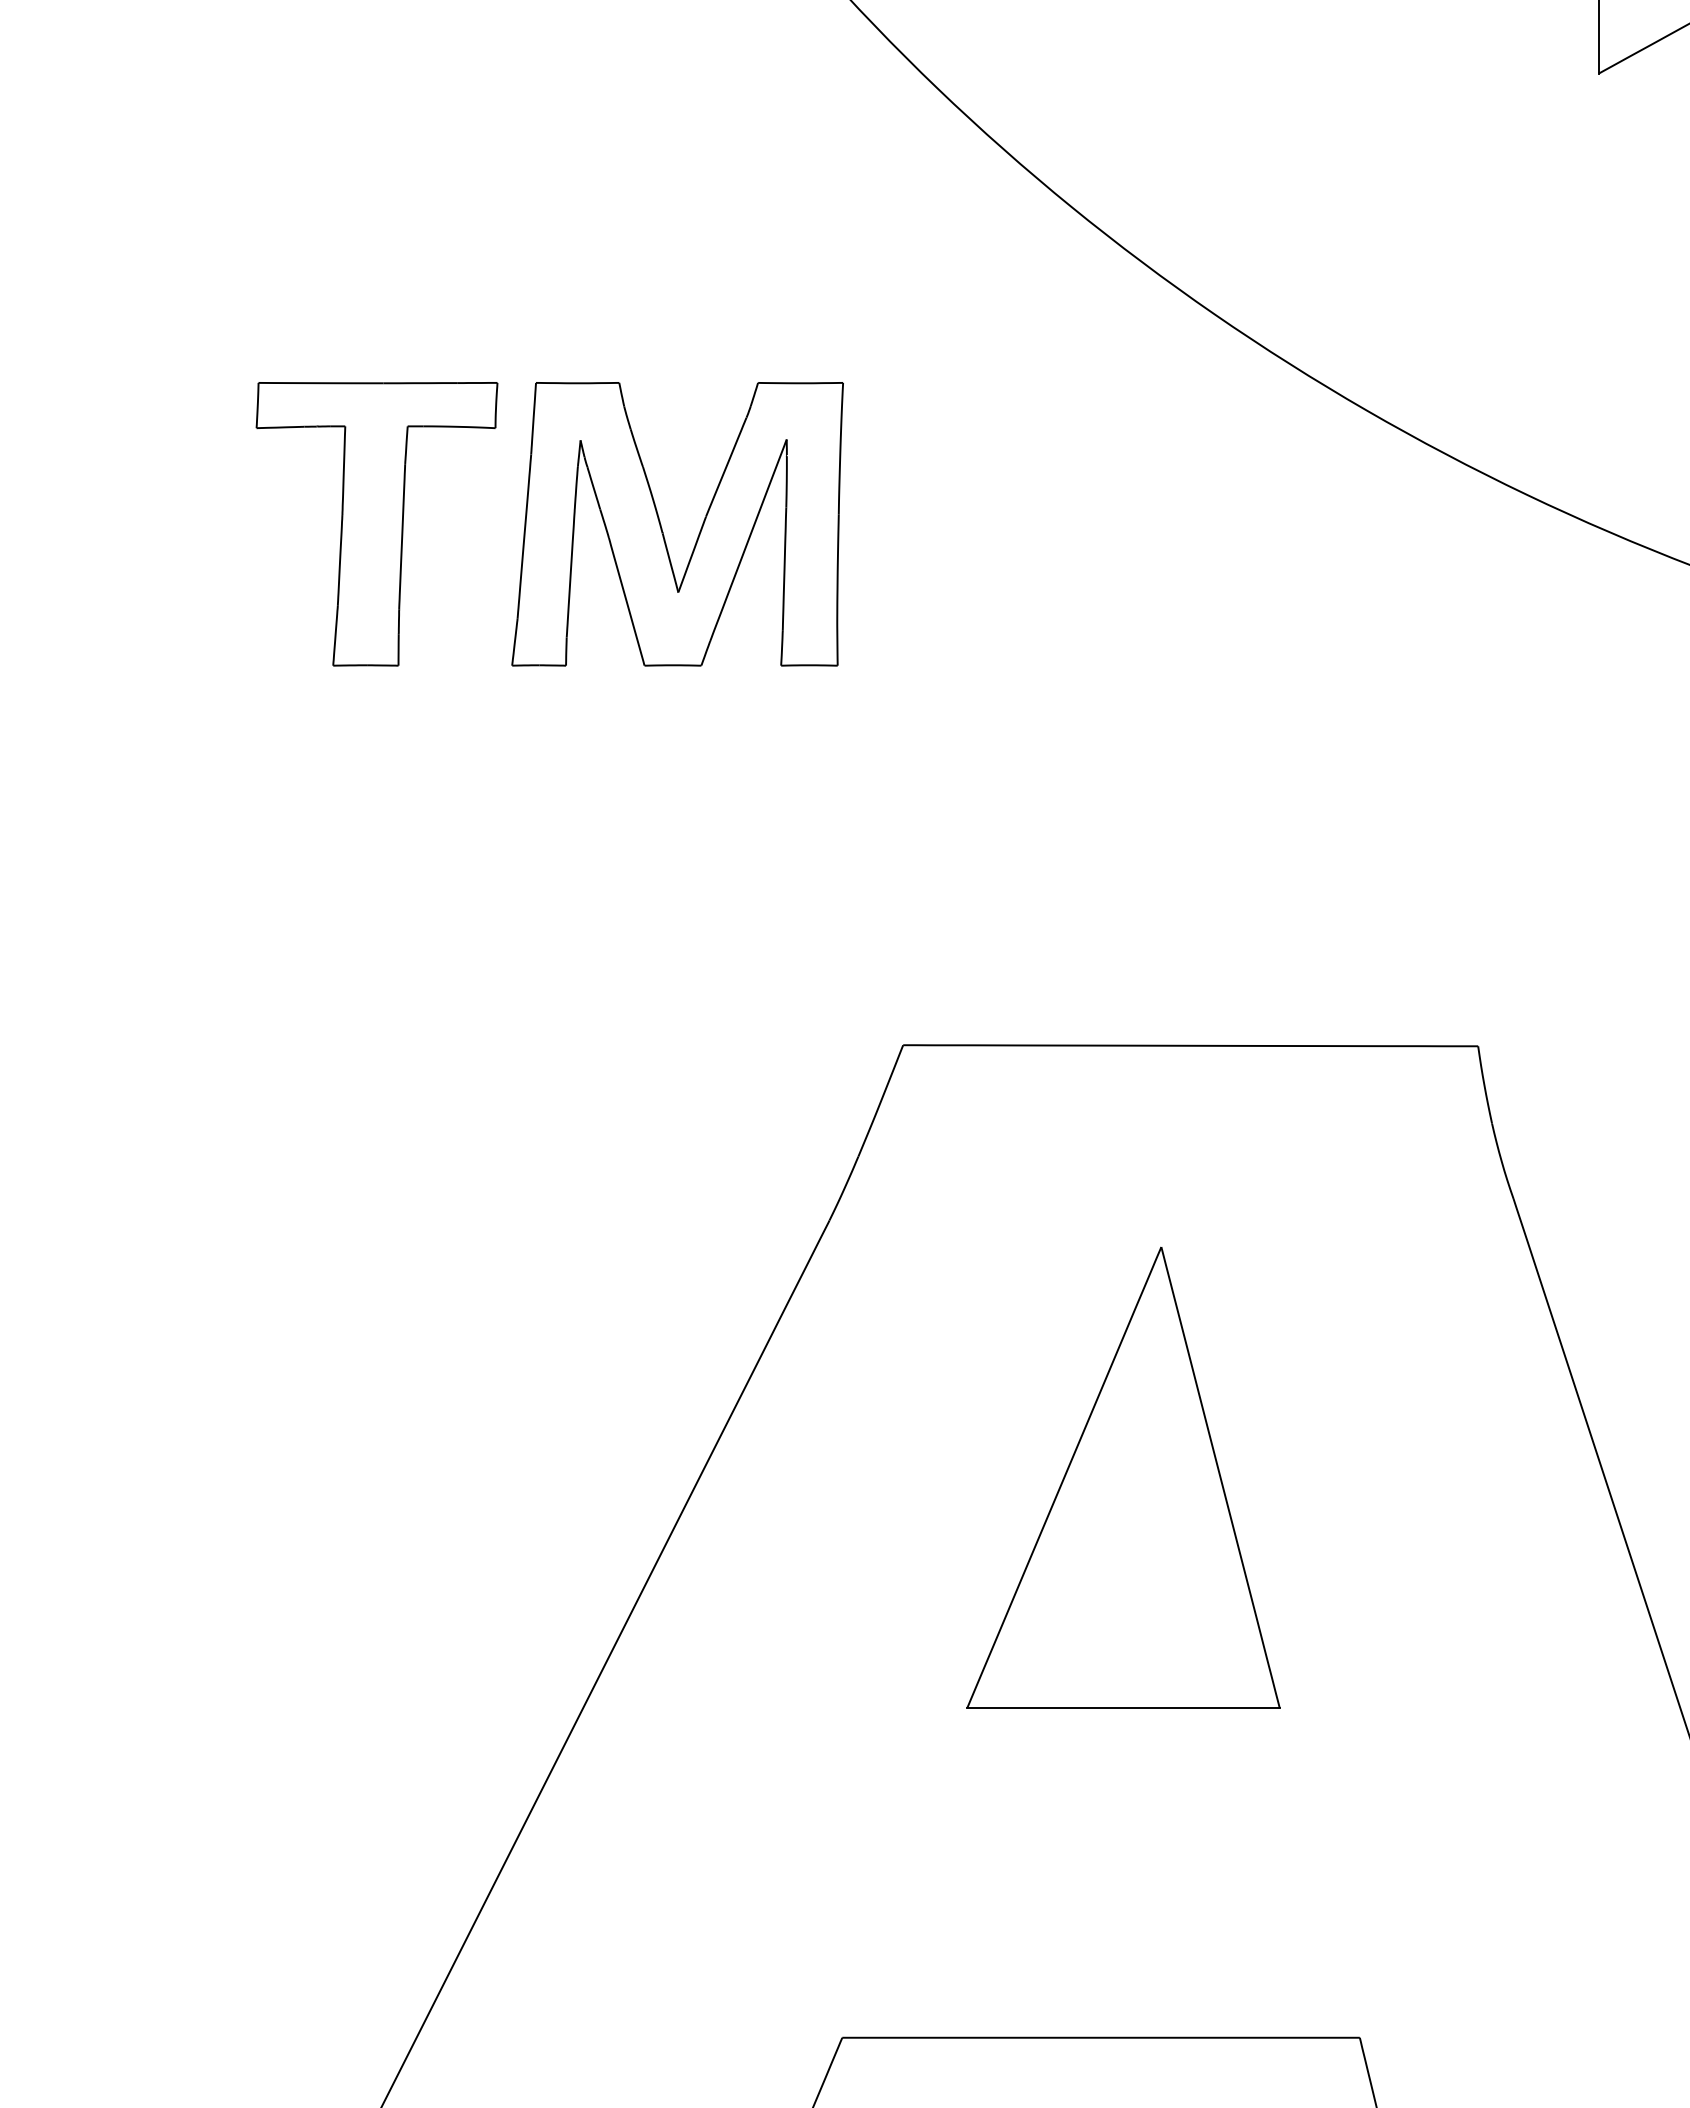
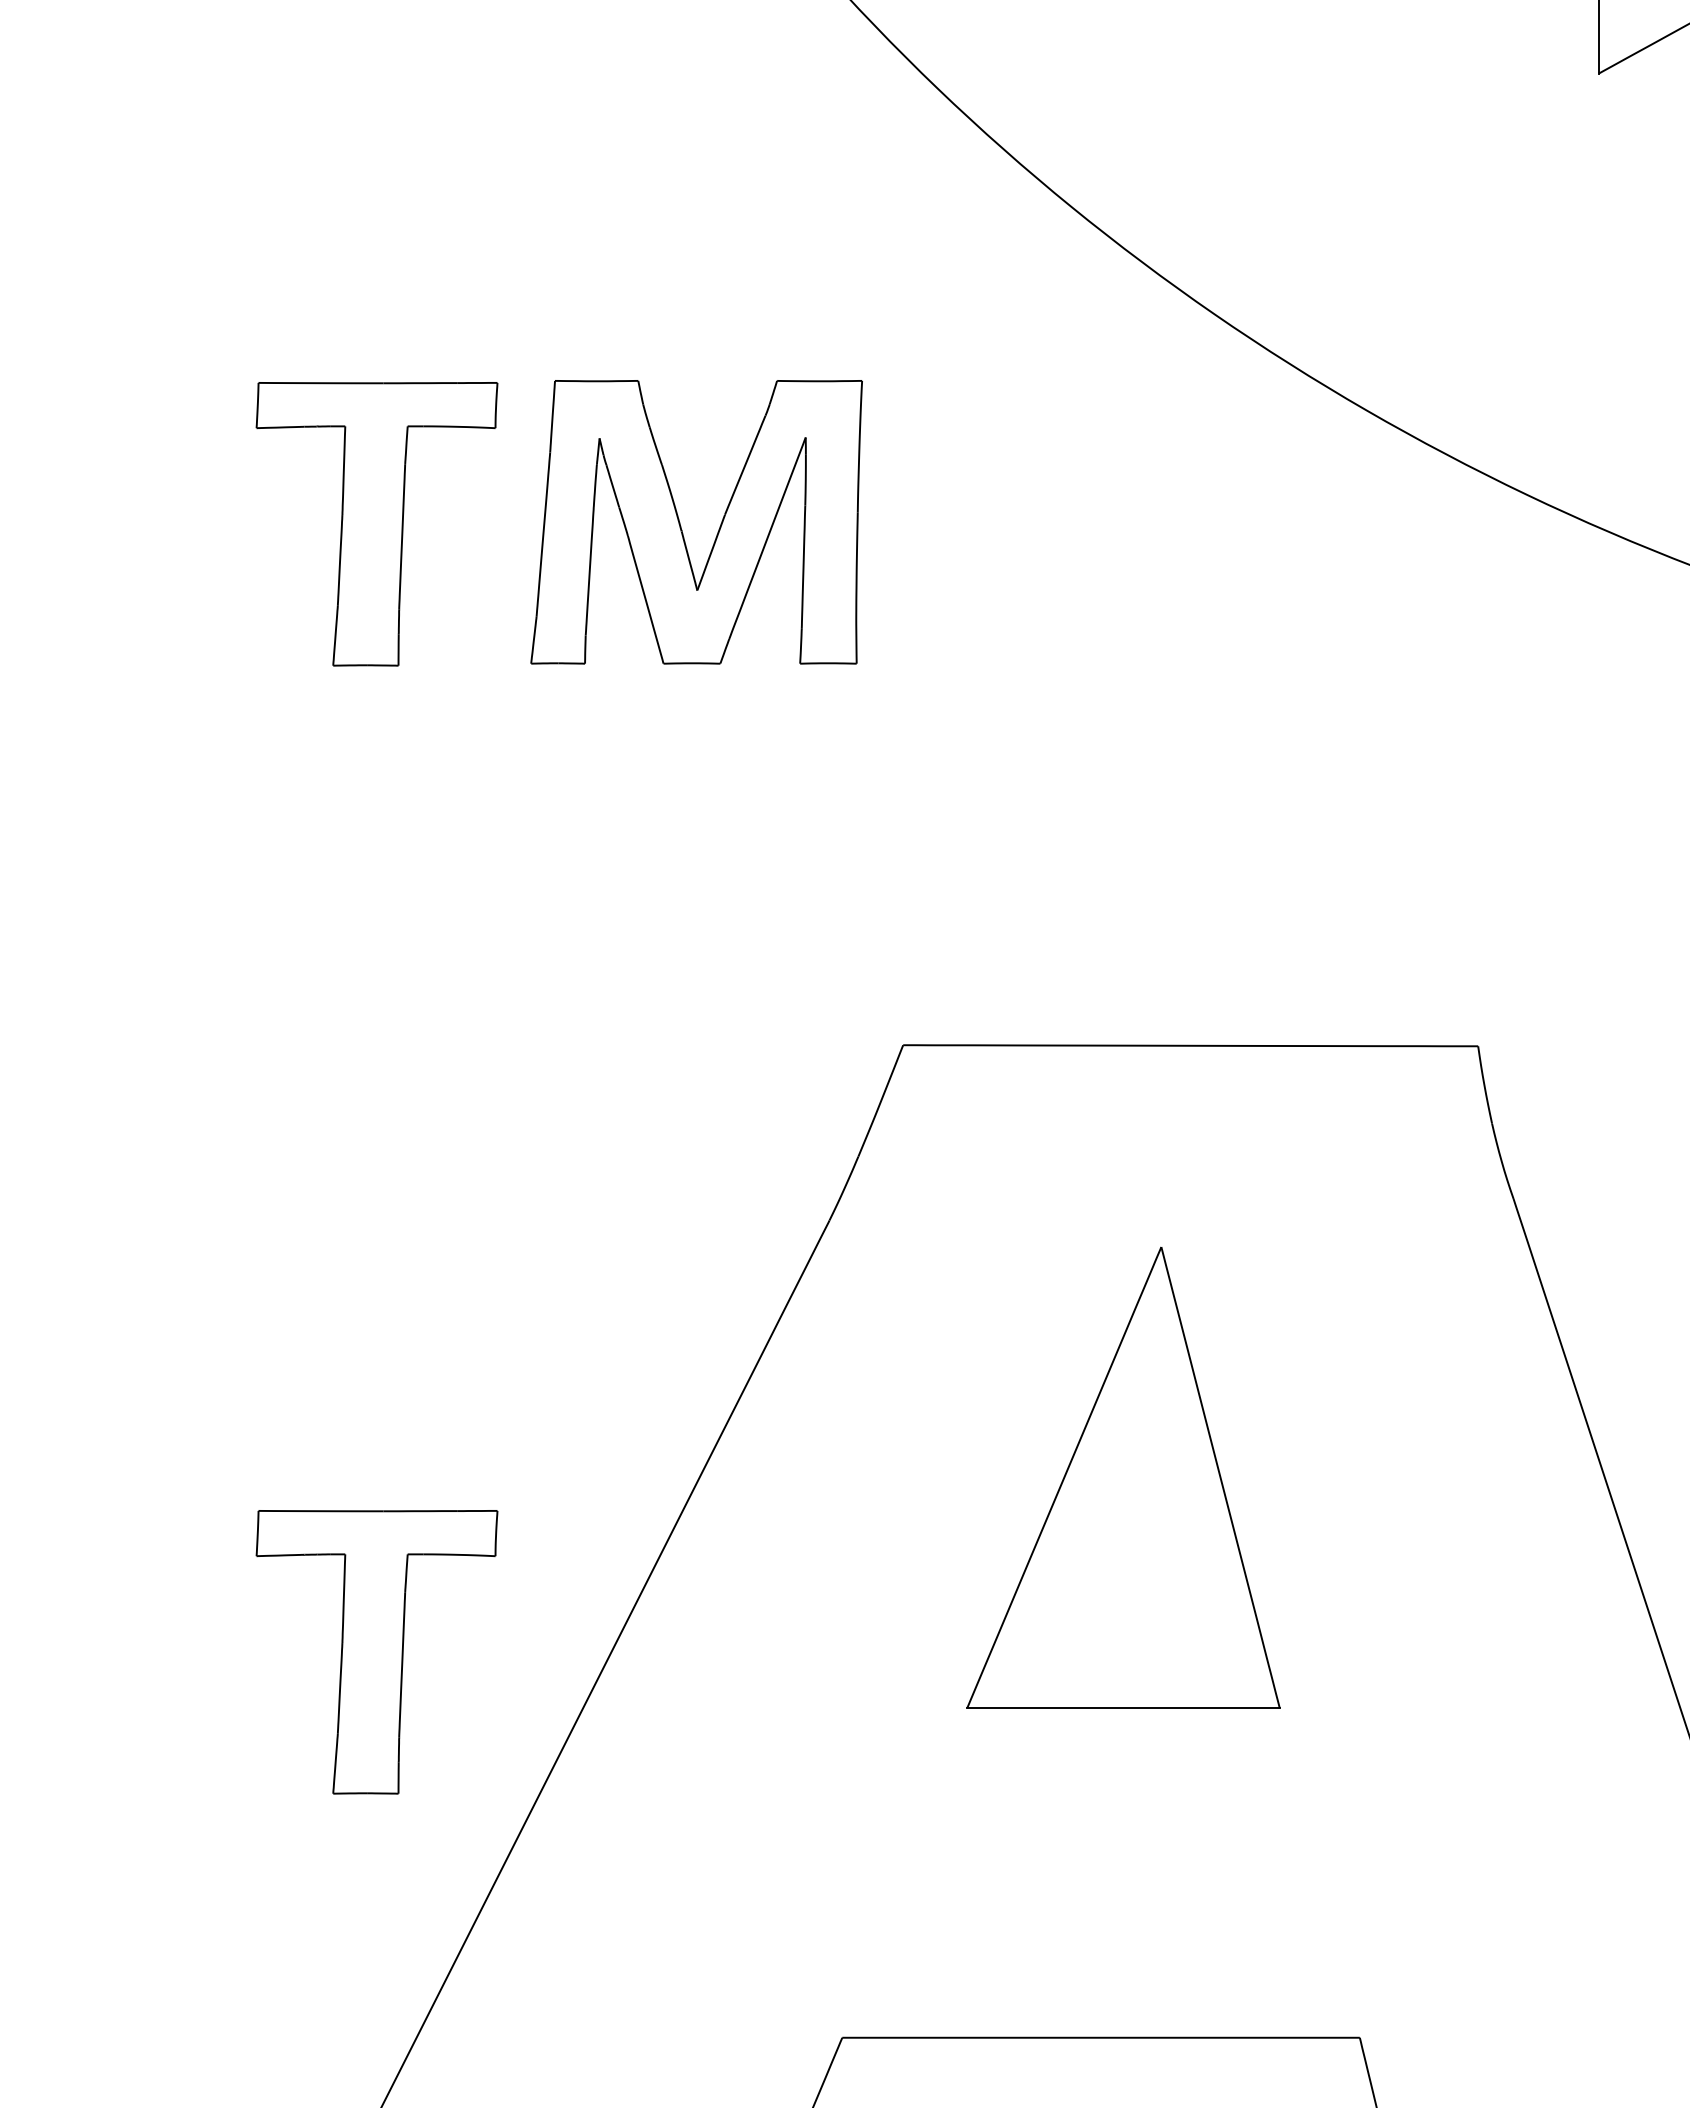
part position: (662, 528) -> (681, 526) (681, 526)
part: none -> present (376, 1652)
